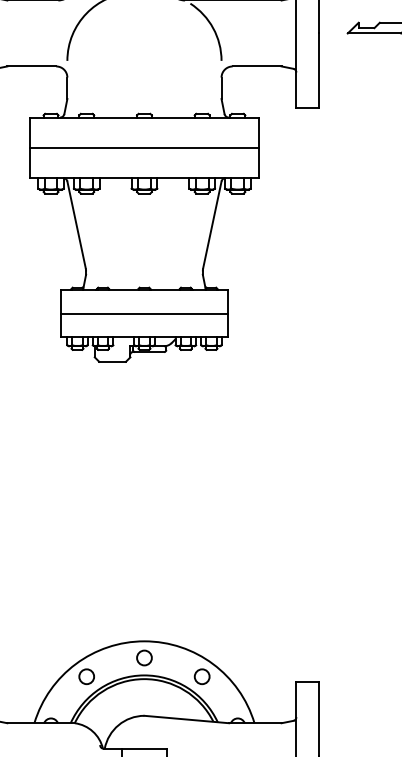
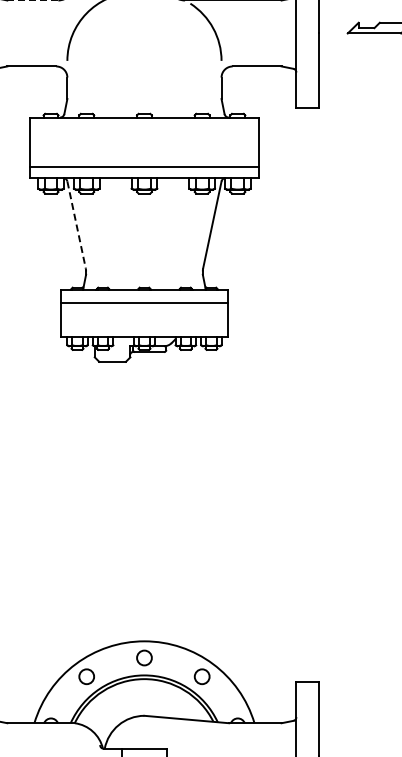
line: solid -> dashed (33, 0)
line position: (144, 148) -> (144, 167) (144, 167)
line: solid -> dashed (76, 225)
line position: (144, 314) -> (144, 303) (144, 303)
